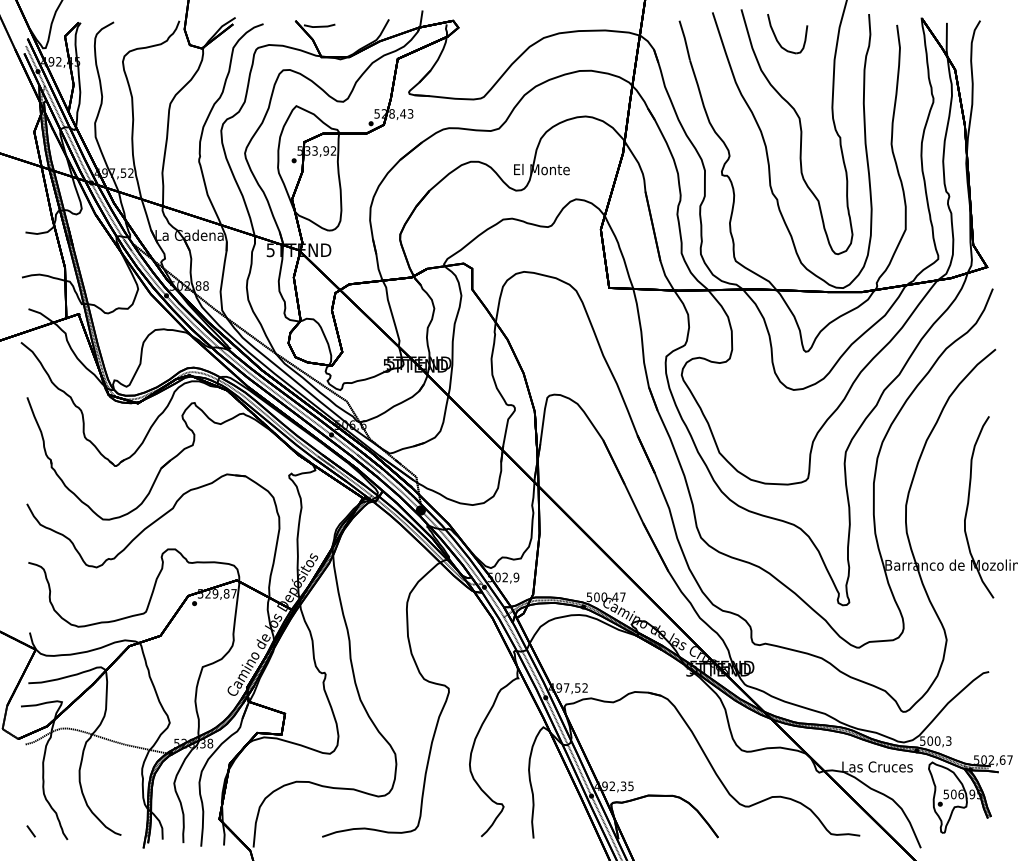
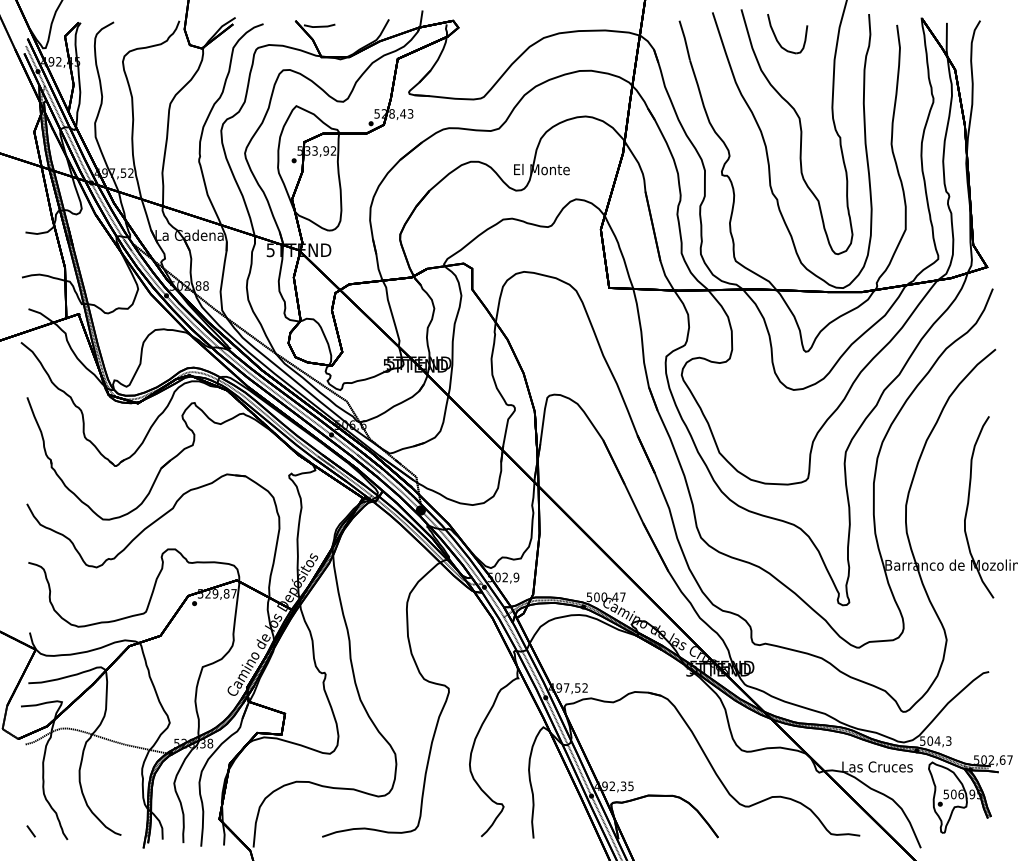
text: 500,3 -> 504,3 (937, 740)
